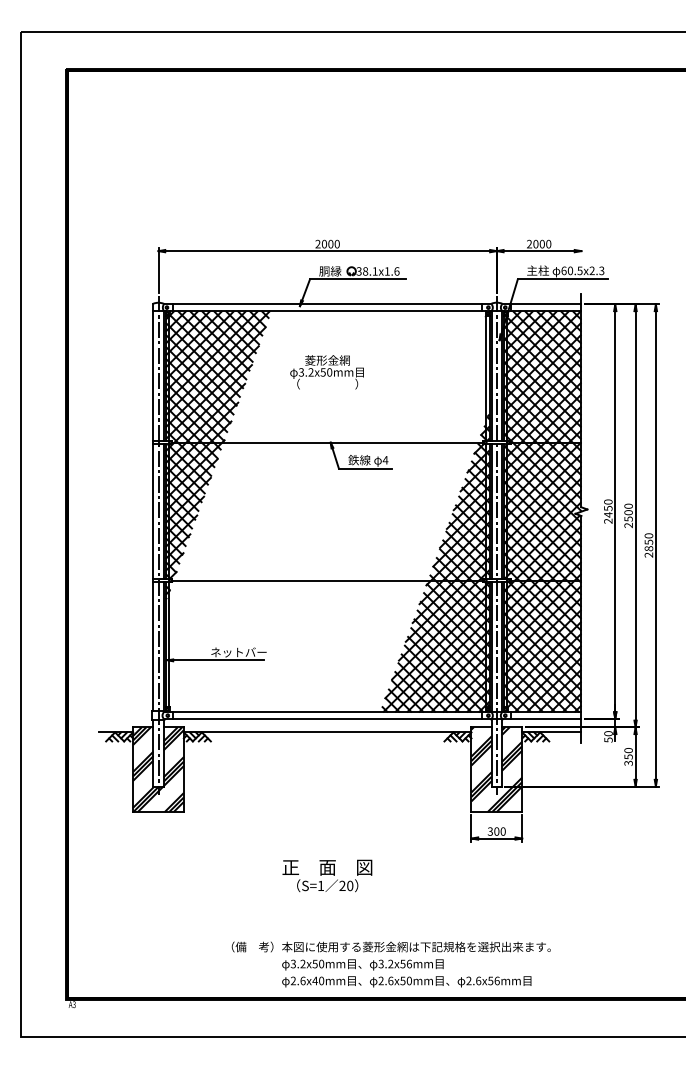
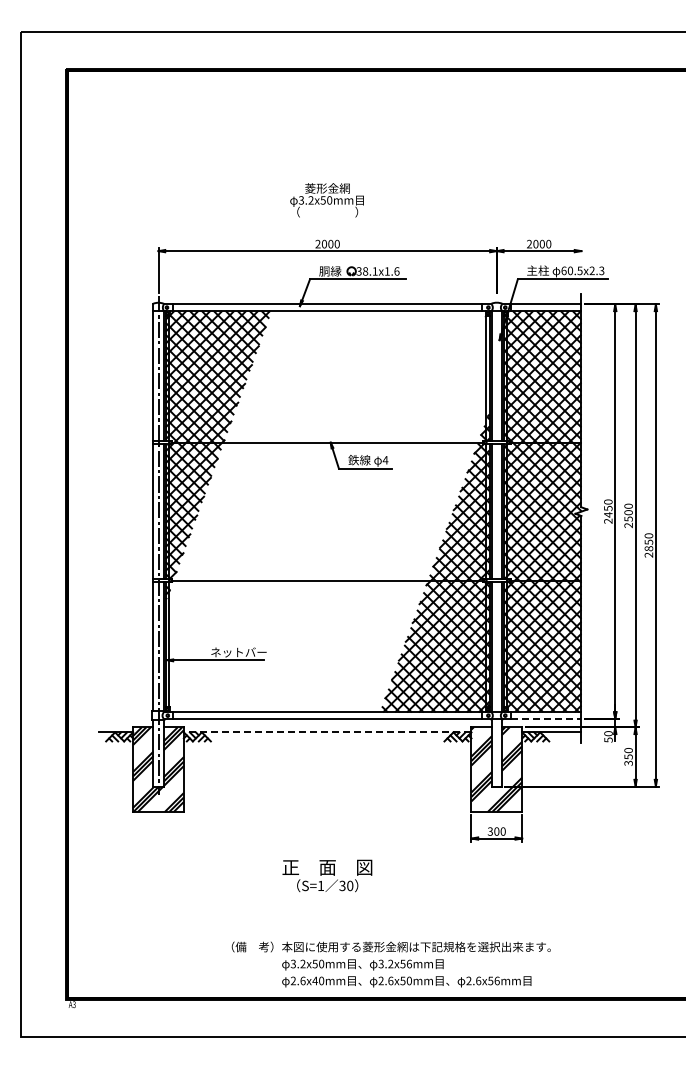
text position: (326, 372) -> (326, 200) (326, 200)
line: present -> none (496, 545)
line: solid -> dashed (546, 718)
line: solid -> dashed (327, 732)
text: 20 -> 30 (342, 886)
